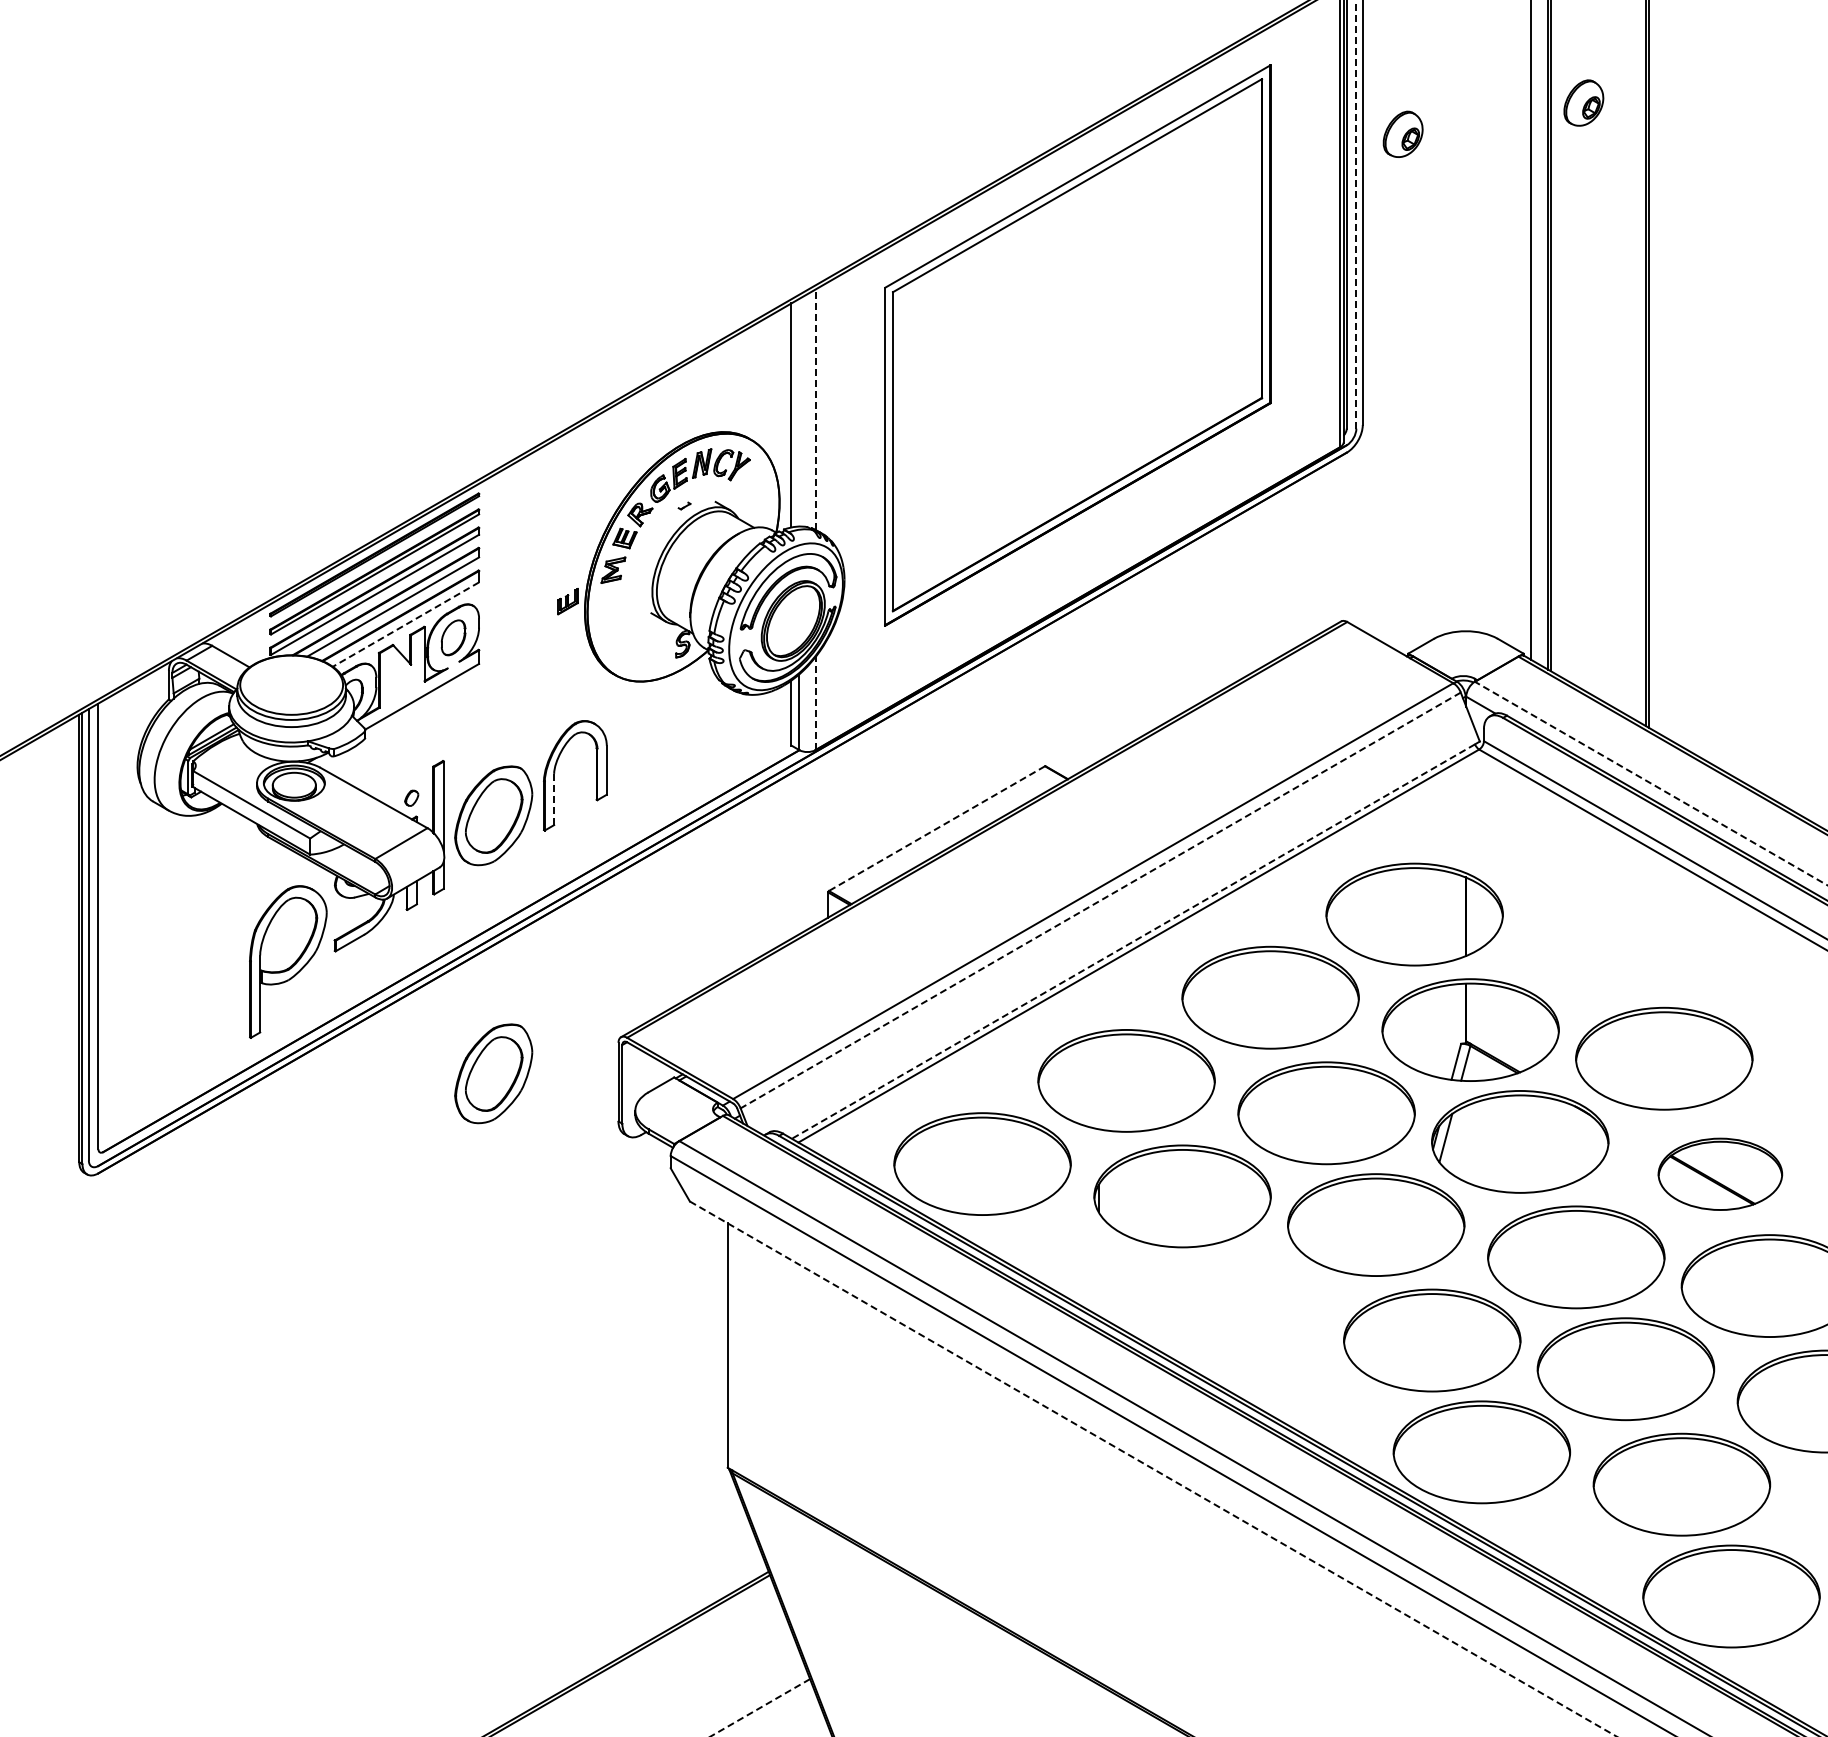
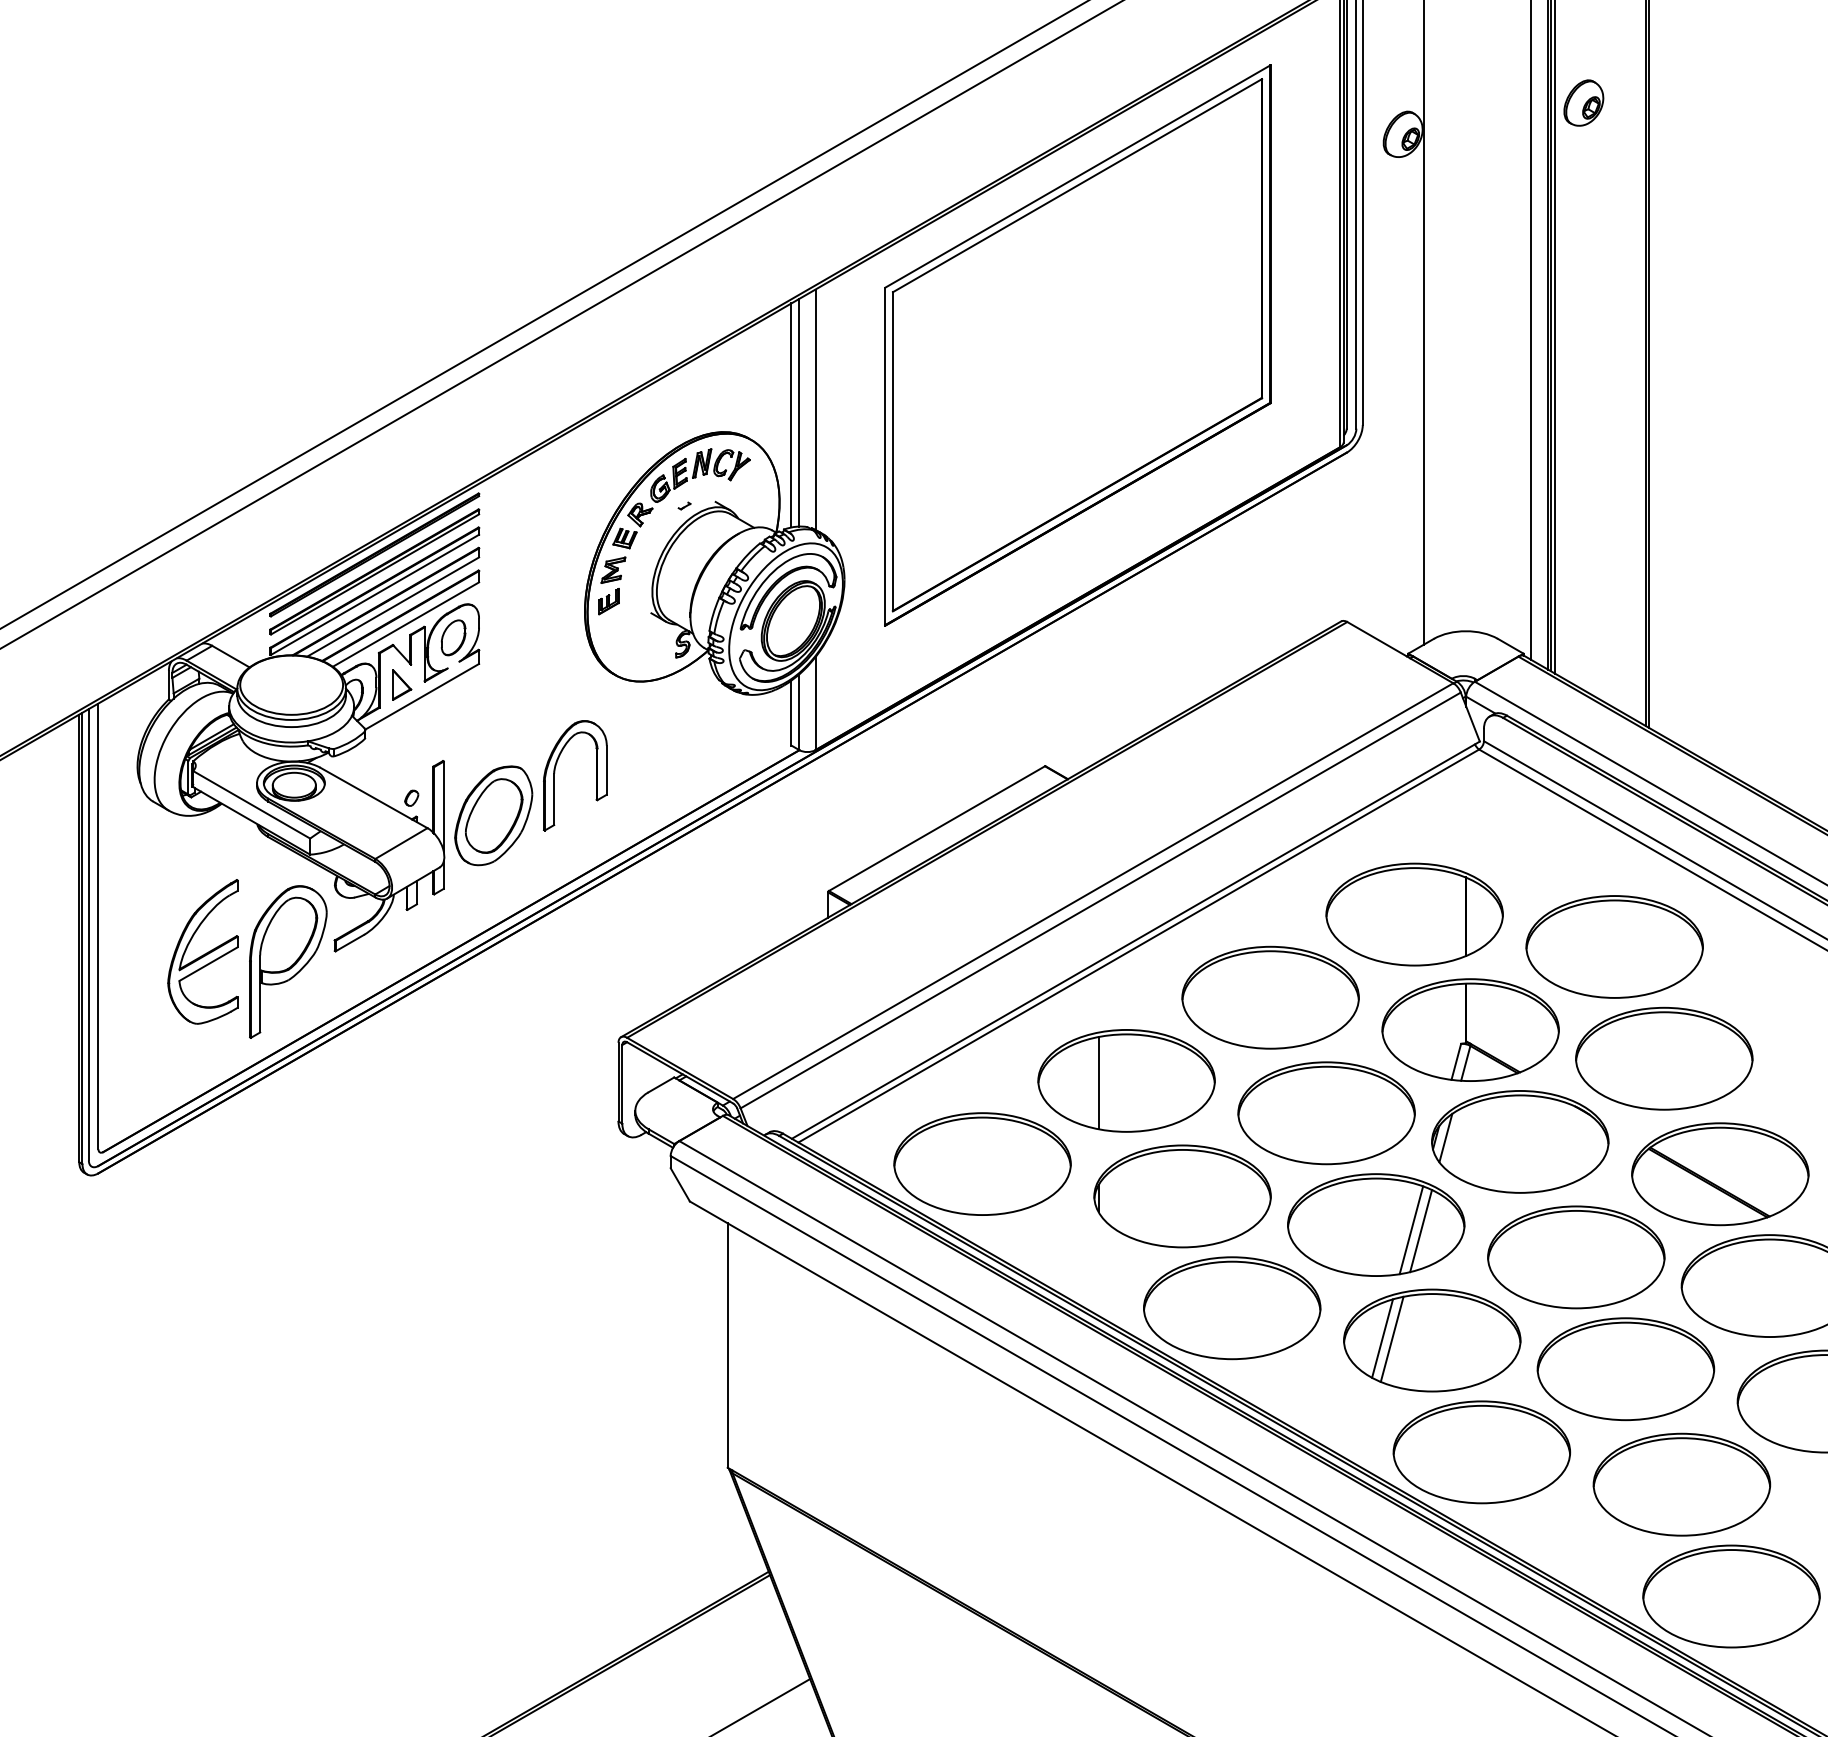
line: dashed -> solid (1356, 213)
line: none -> present (544, 314)
line: none -> present (1423, 323)
line: none -> present (561, 324)
line: none -> present (1555, 337)
line: dashed -> solid (815, 409)
line: none -> present (799, 412)
part position: (567, 601) -> (608, 601) (608, 601)
line: dashed -> solid (405, 624)
part: none -> present (402, 684)
line: dashed -> solid (815, 703)
line: dashed -> solid (1650, 783)
line: dashed -> solid (554, 799)
line: dashed -> solid (936, 828)
line: dashed -> solid (1100, 900)
line: dashed -> solid (1132, 941)
part: none -> present (1614, 946)
part: none -> present (202, 951)
part: present -> none (493, 1073)
line: none -> present (1098, 1083)
part size: 127x74 px -> 179x105 px (1720, 1174)
line: none -> present (1411, 1230)
line: none -> present (1421, 1231)
part: none -> present (1232, 1308)
line: none -> present (1382, 1338)
line: none -> present (1391, 1338)
line: dashed -> solid (1153, 1469)
line: dashed -> solid (759, 1708)
